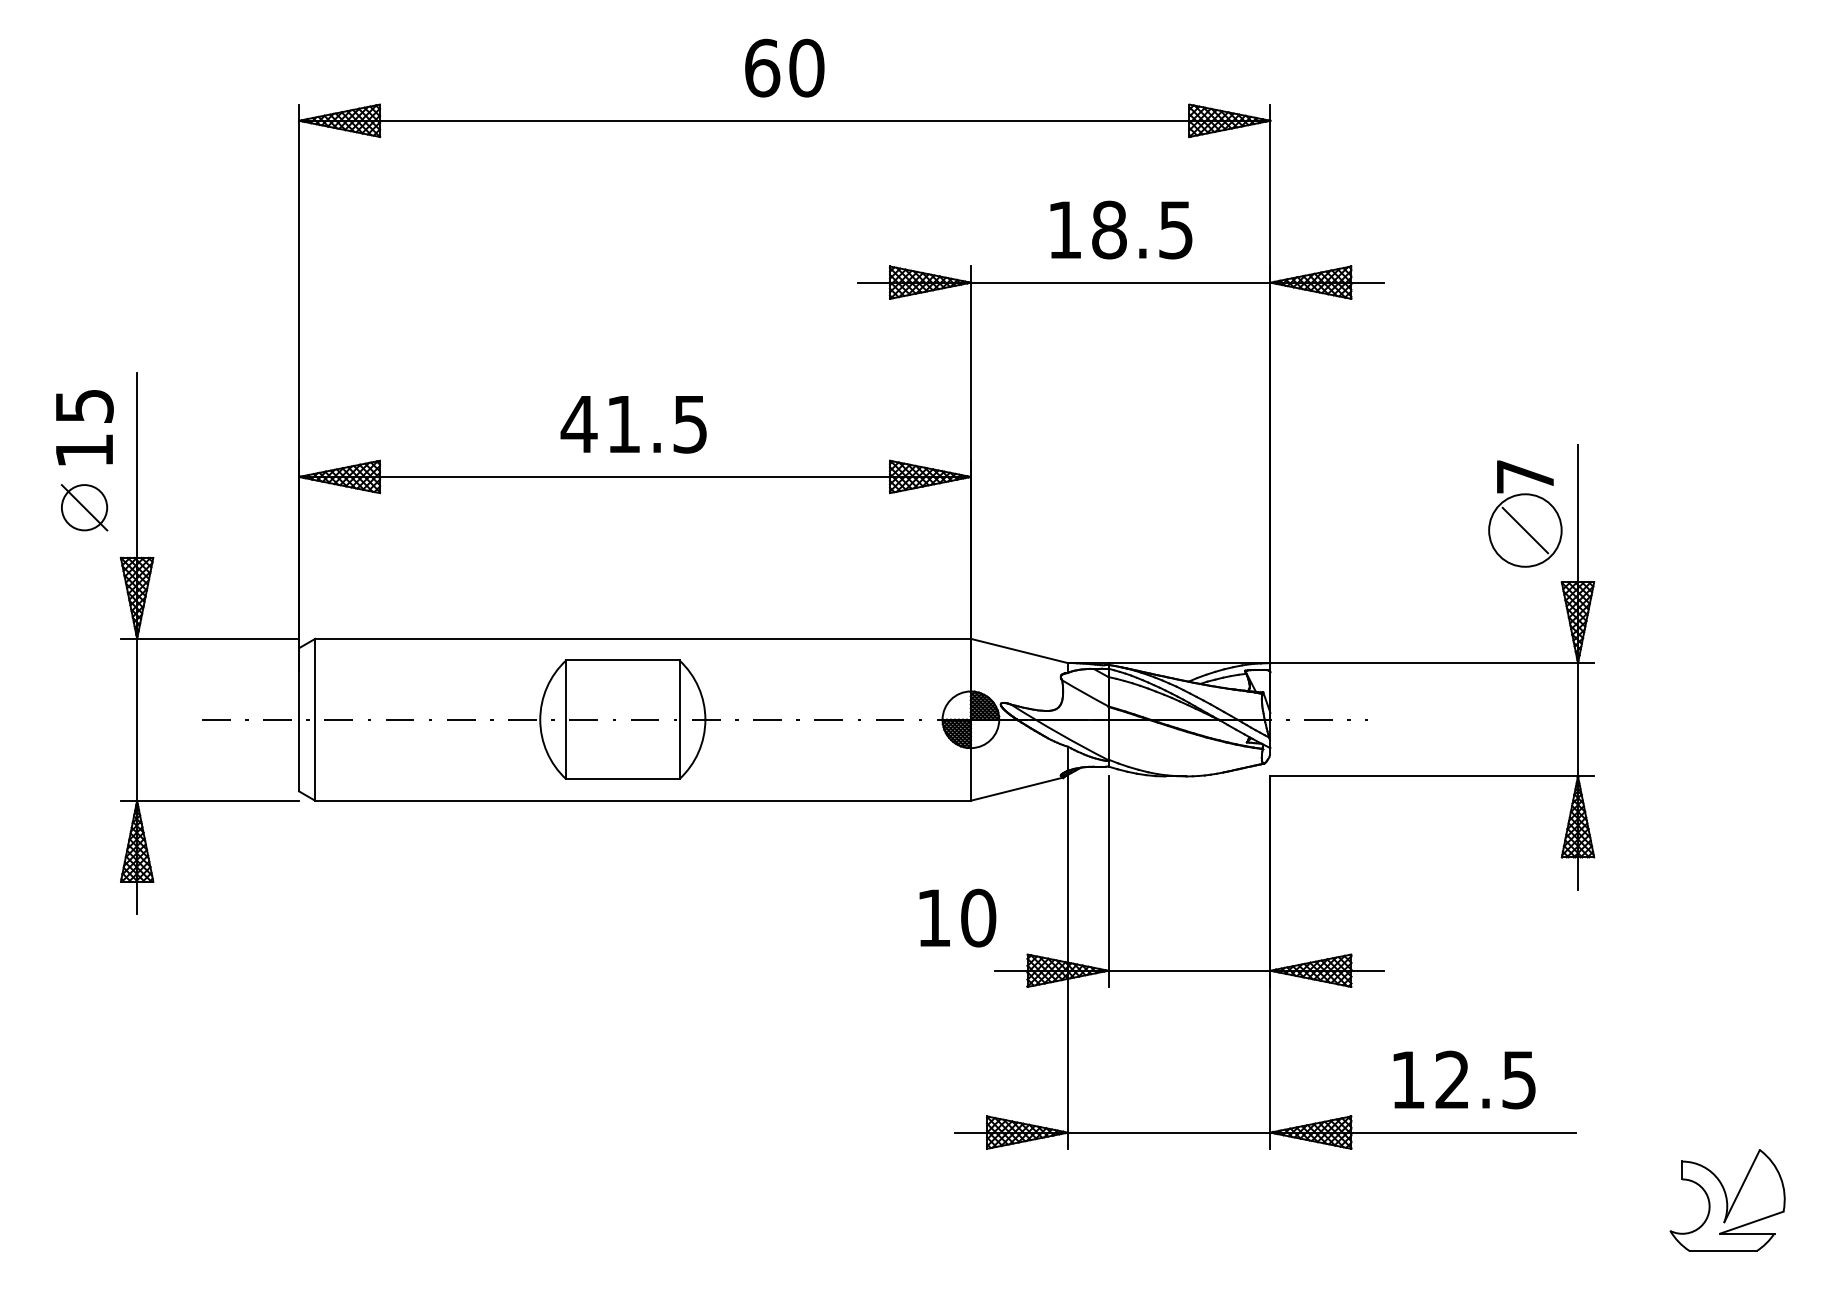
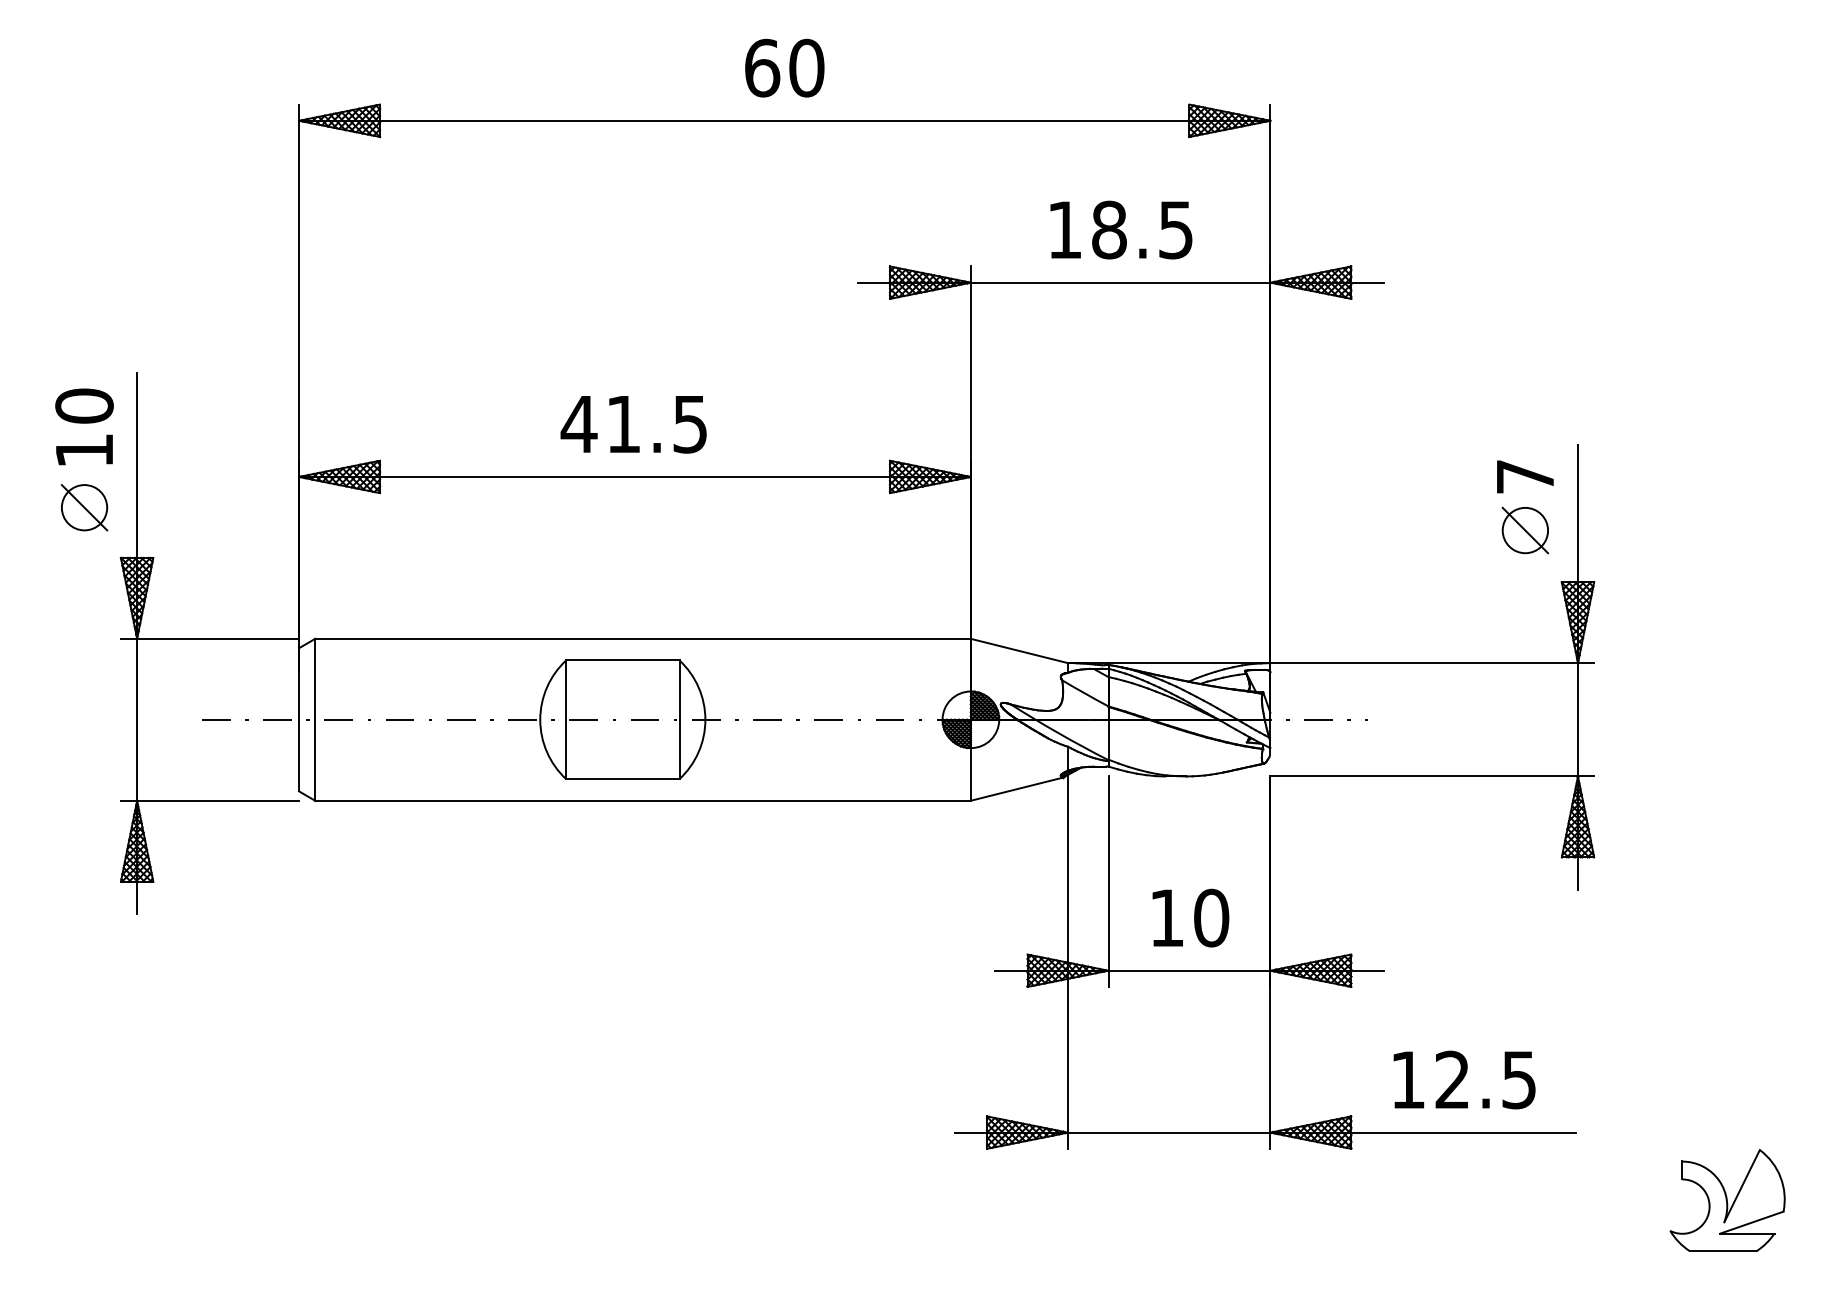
text: 15 -> 10 (84, 405)
circle diameter: 73 px -> 45 px (1525, 530)
text position: (957, 917) -> (1190, 917) (1190, 917)
